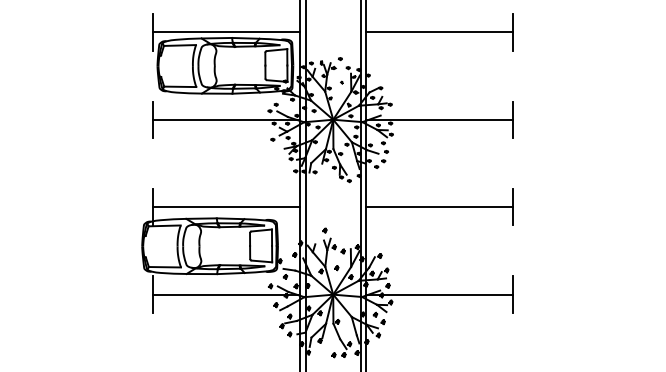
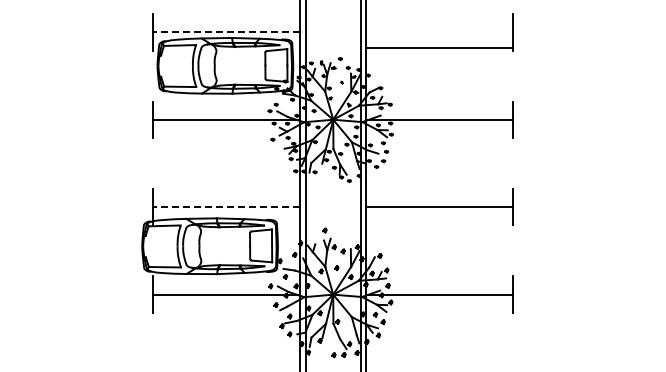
line: solid -> dashed (226, 32)
line position: (439, 32) -> (439, 48) (439, 48)
line: solid -> dashed (226, 207)
